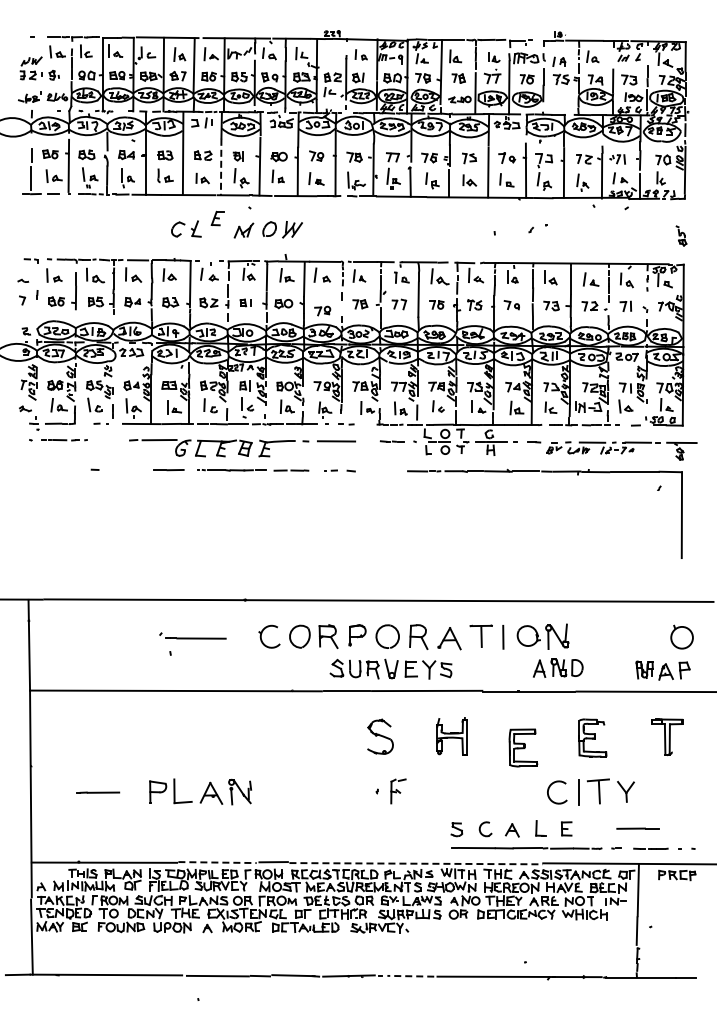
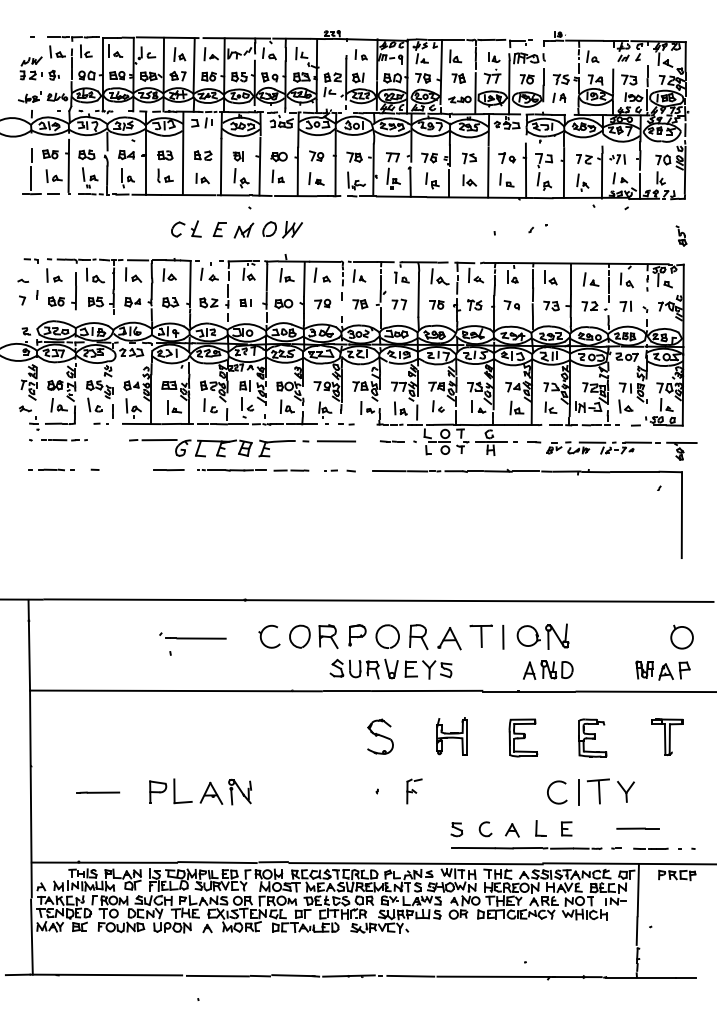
part position: (559, 61) -> (559, 97) (559, 97)
line: dashed -> solid (221, 167)
part position: (217, 218) -> (219, 229) (219, 229)
part position: (322, 310) -> (322, 303) (322, 303)
part: none -> present (51, 469)
line: none -> present (389, 470)
part position: (558, 667) -> (548, 669) (548, 669)
part position: (523, 747) -> (523, 737) (523, 737)
part position: (398, 791) -> (414, 791) (414, 791)
line: dashed -> solid (218, 862)
line: dashed -> solid (416, 863)
line: dashed -> solid (410, 976)
